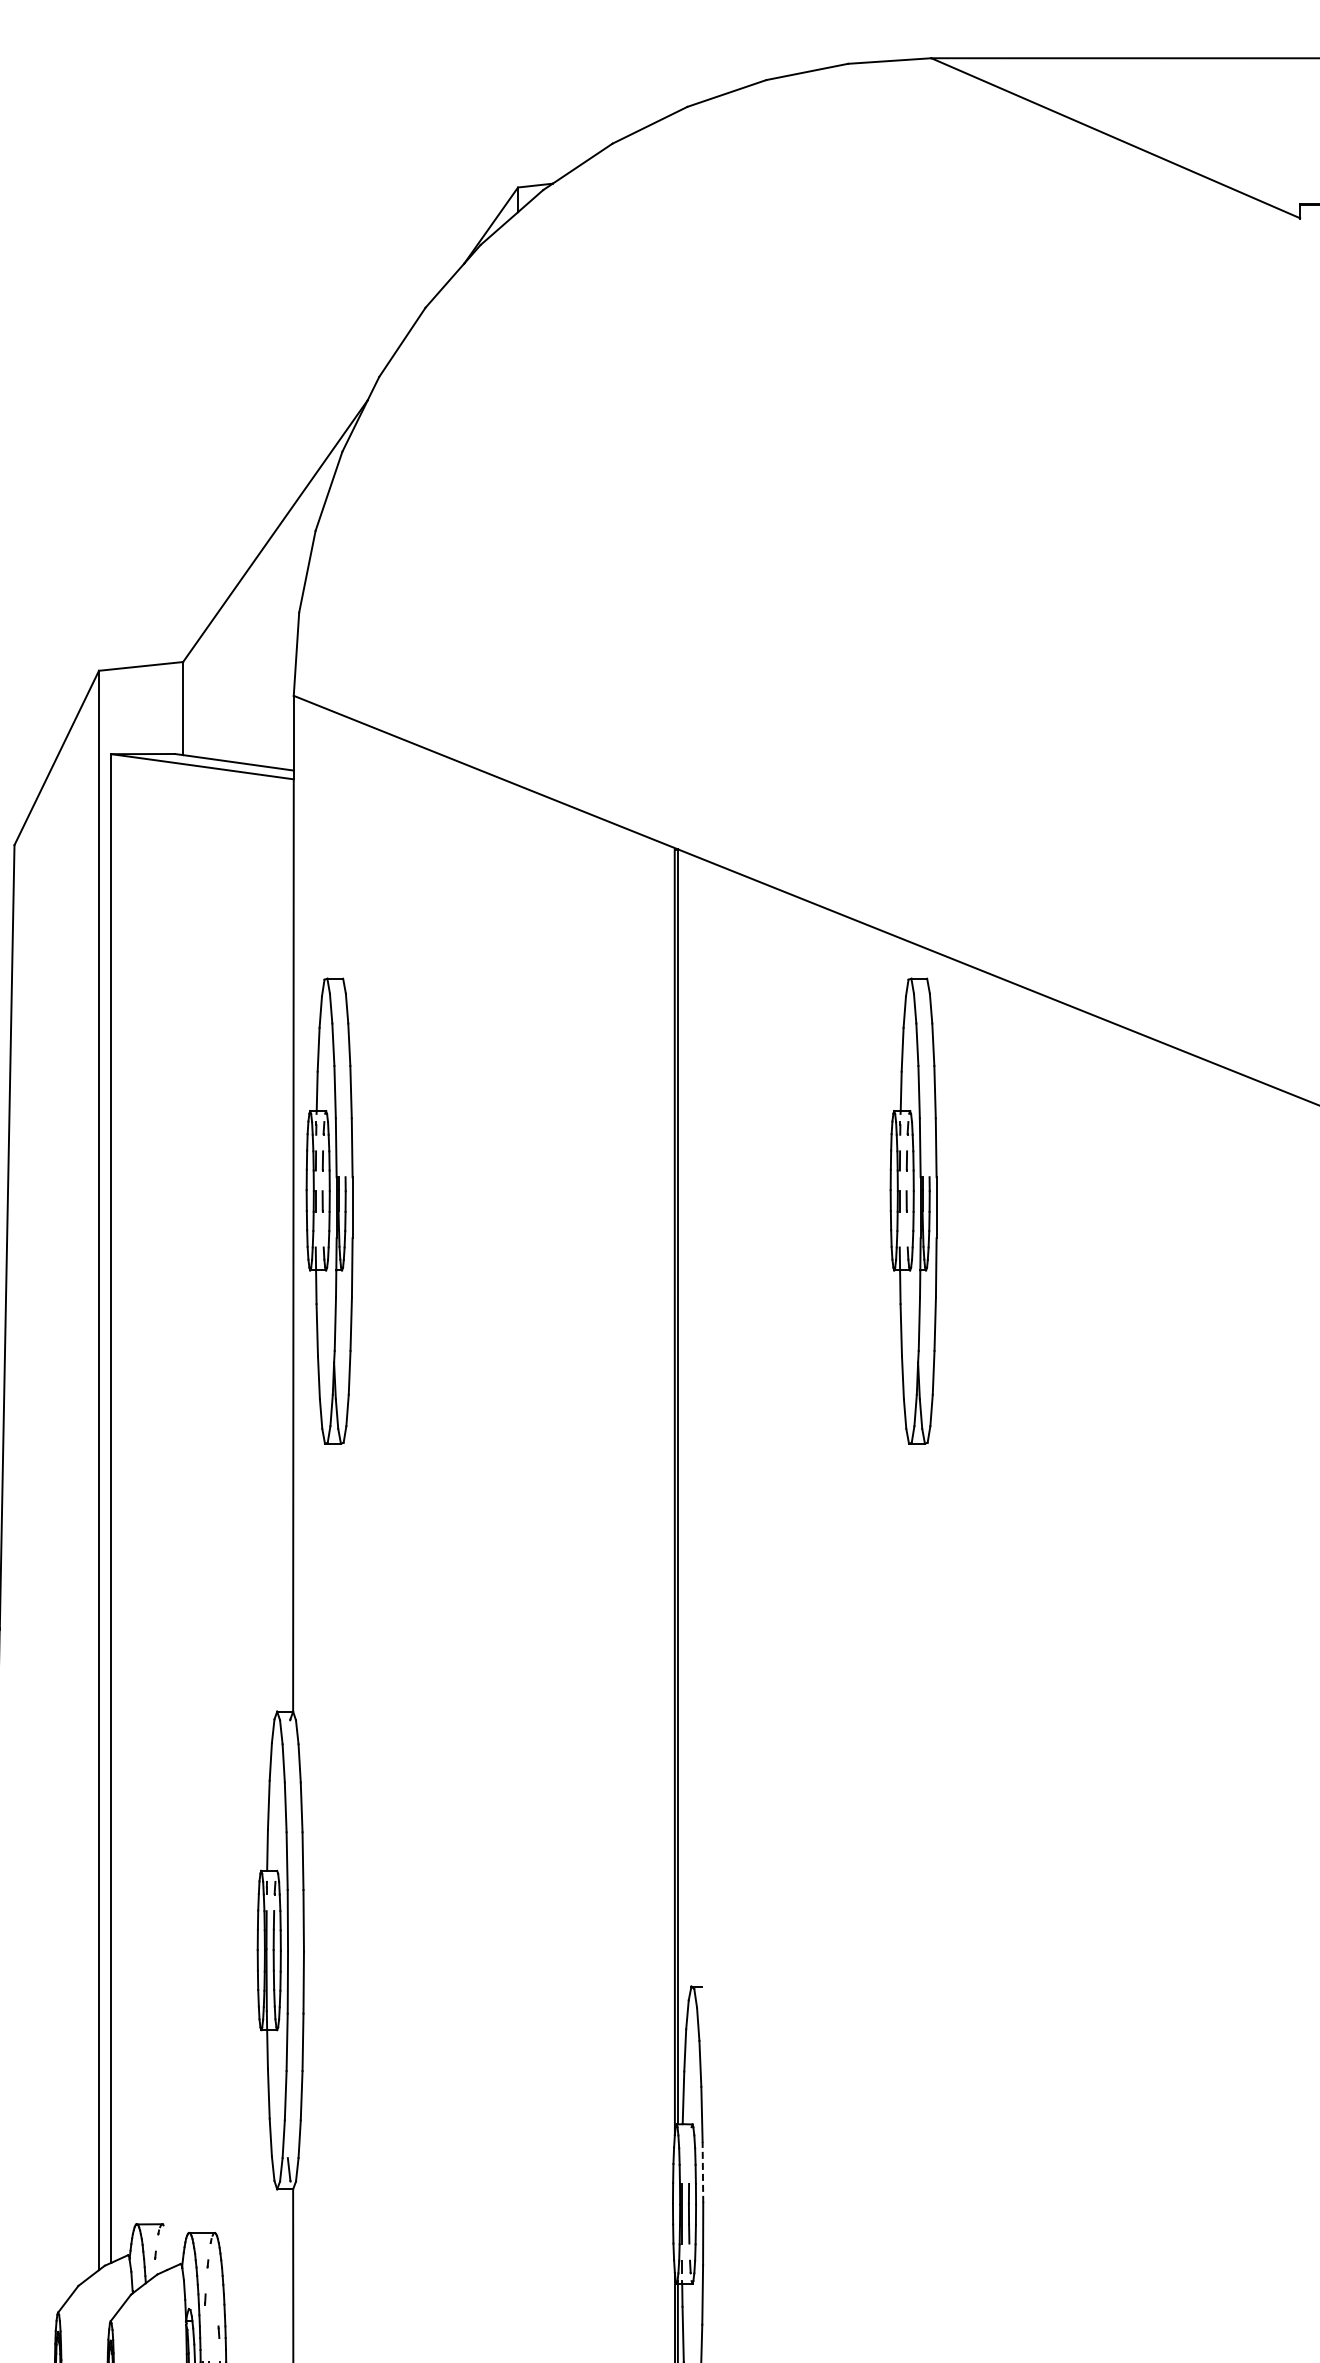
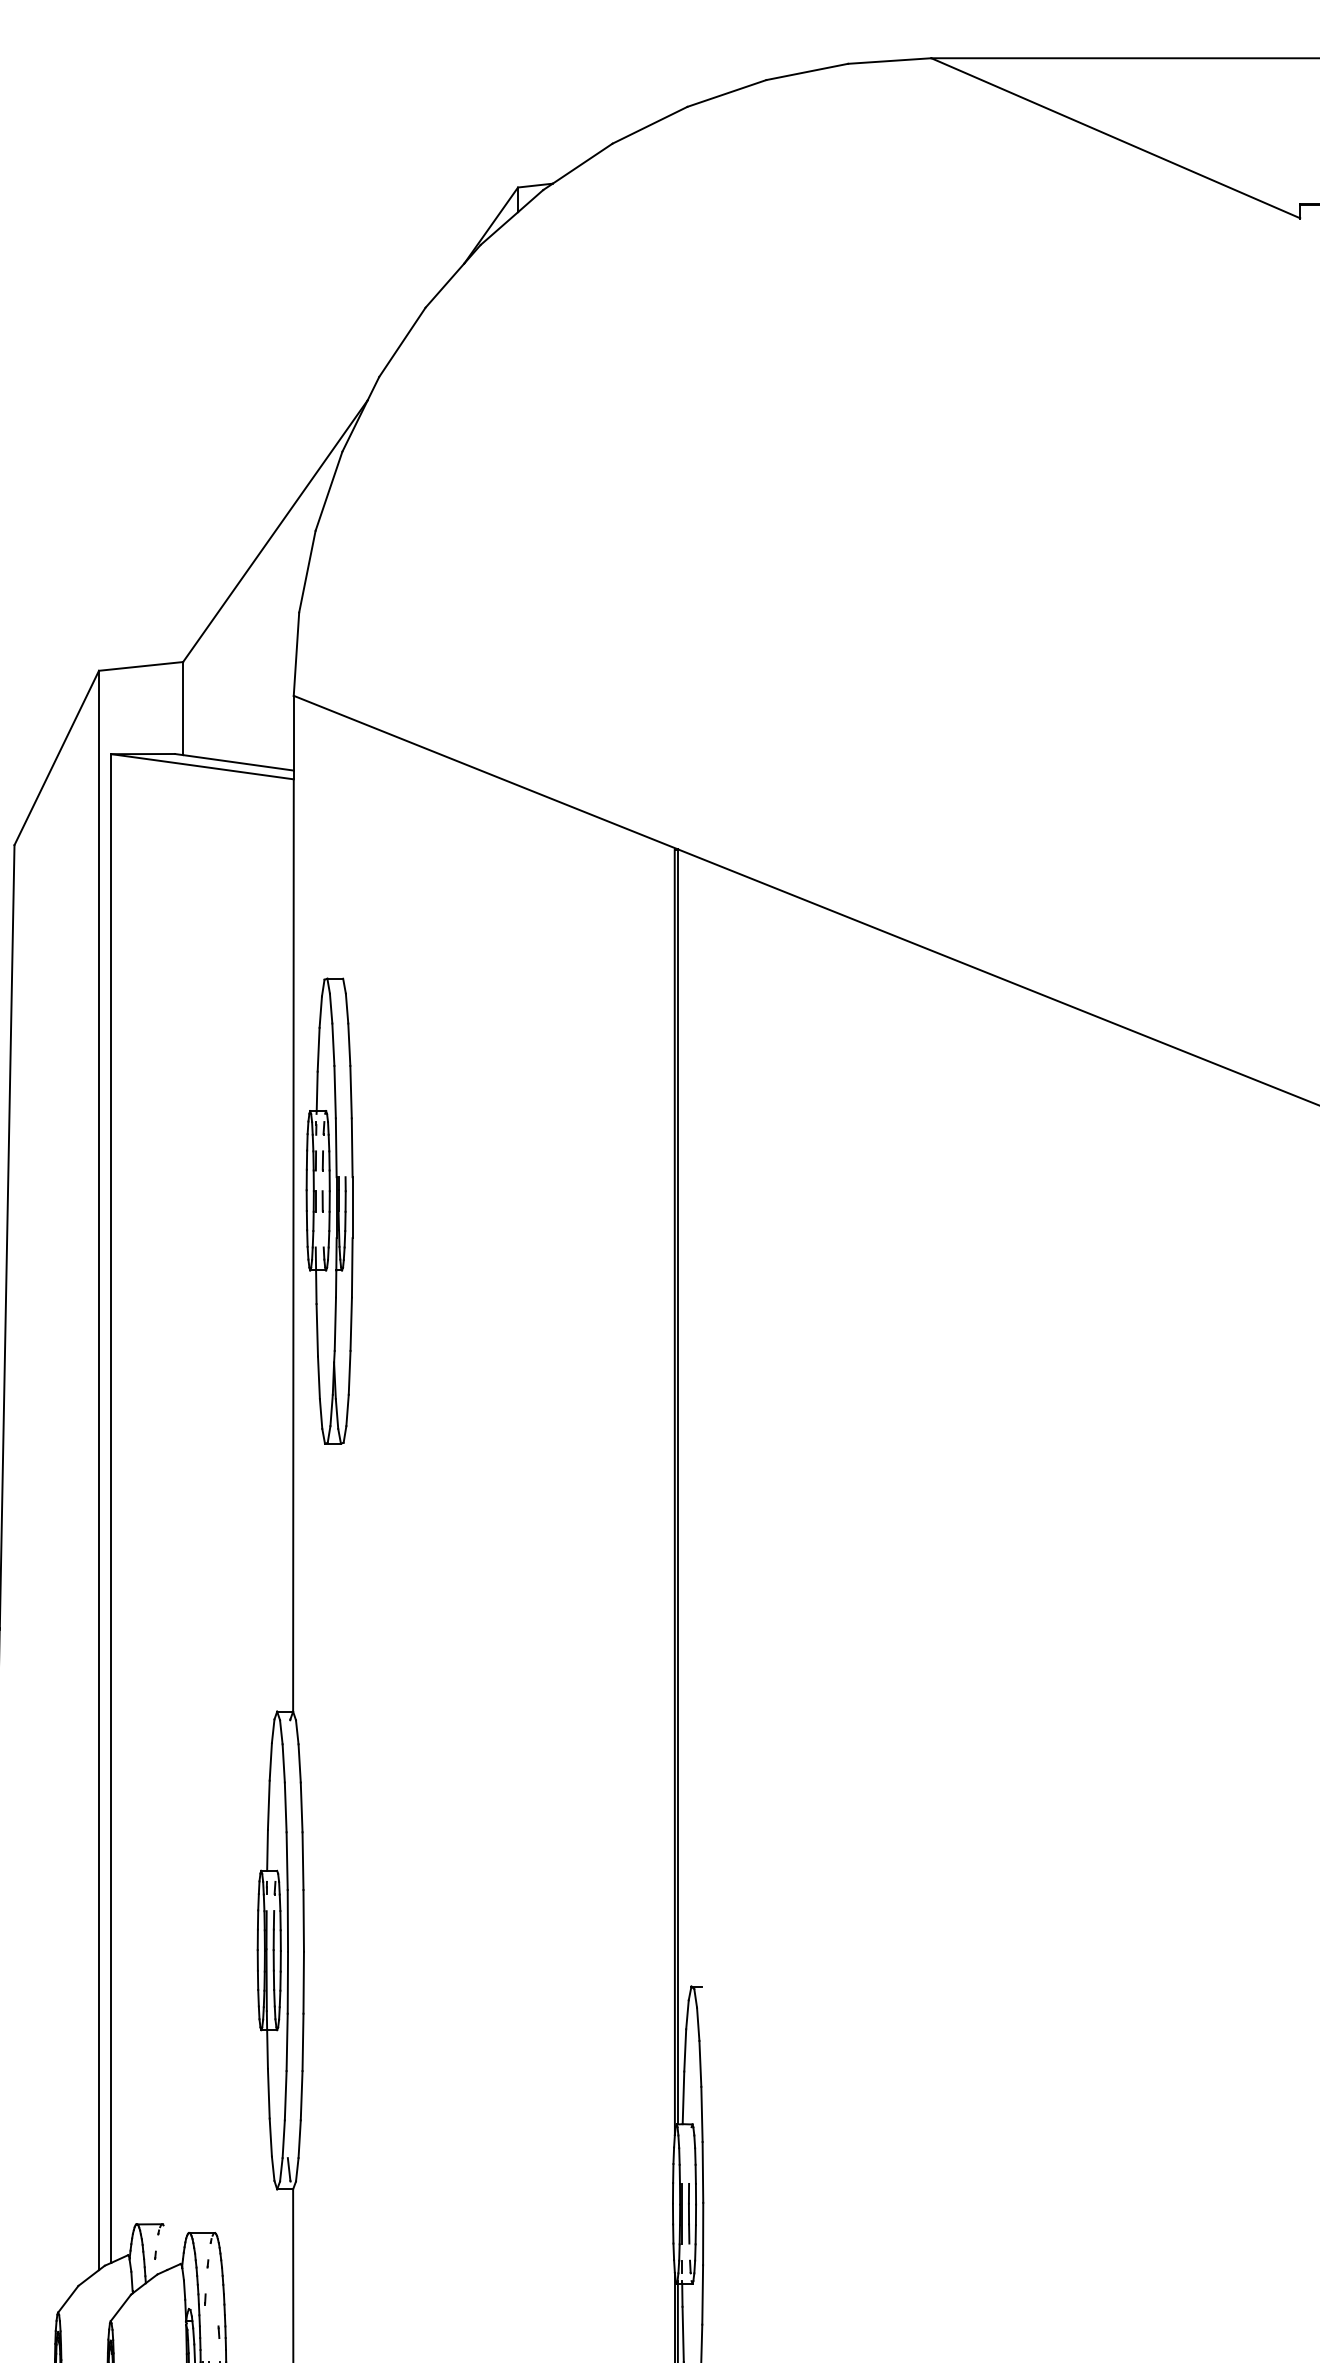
part: present -> none (913, 1210)
line: dashed -> solid (702, 2171)
